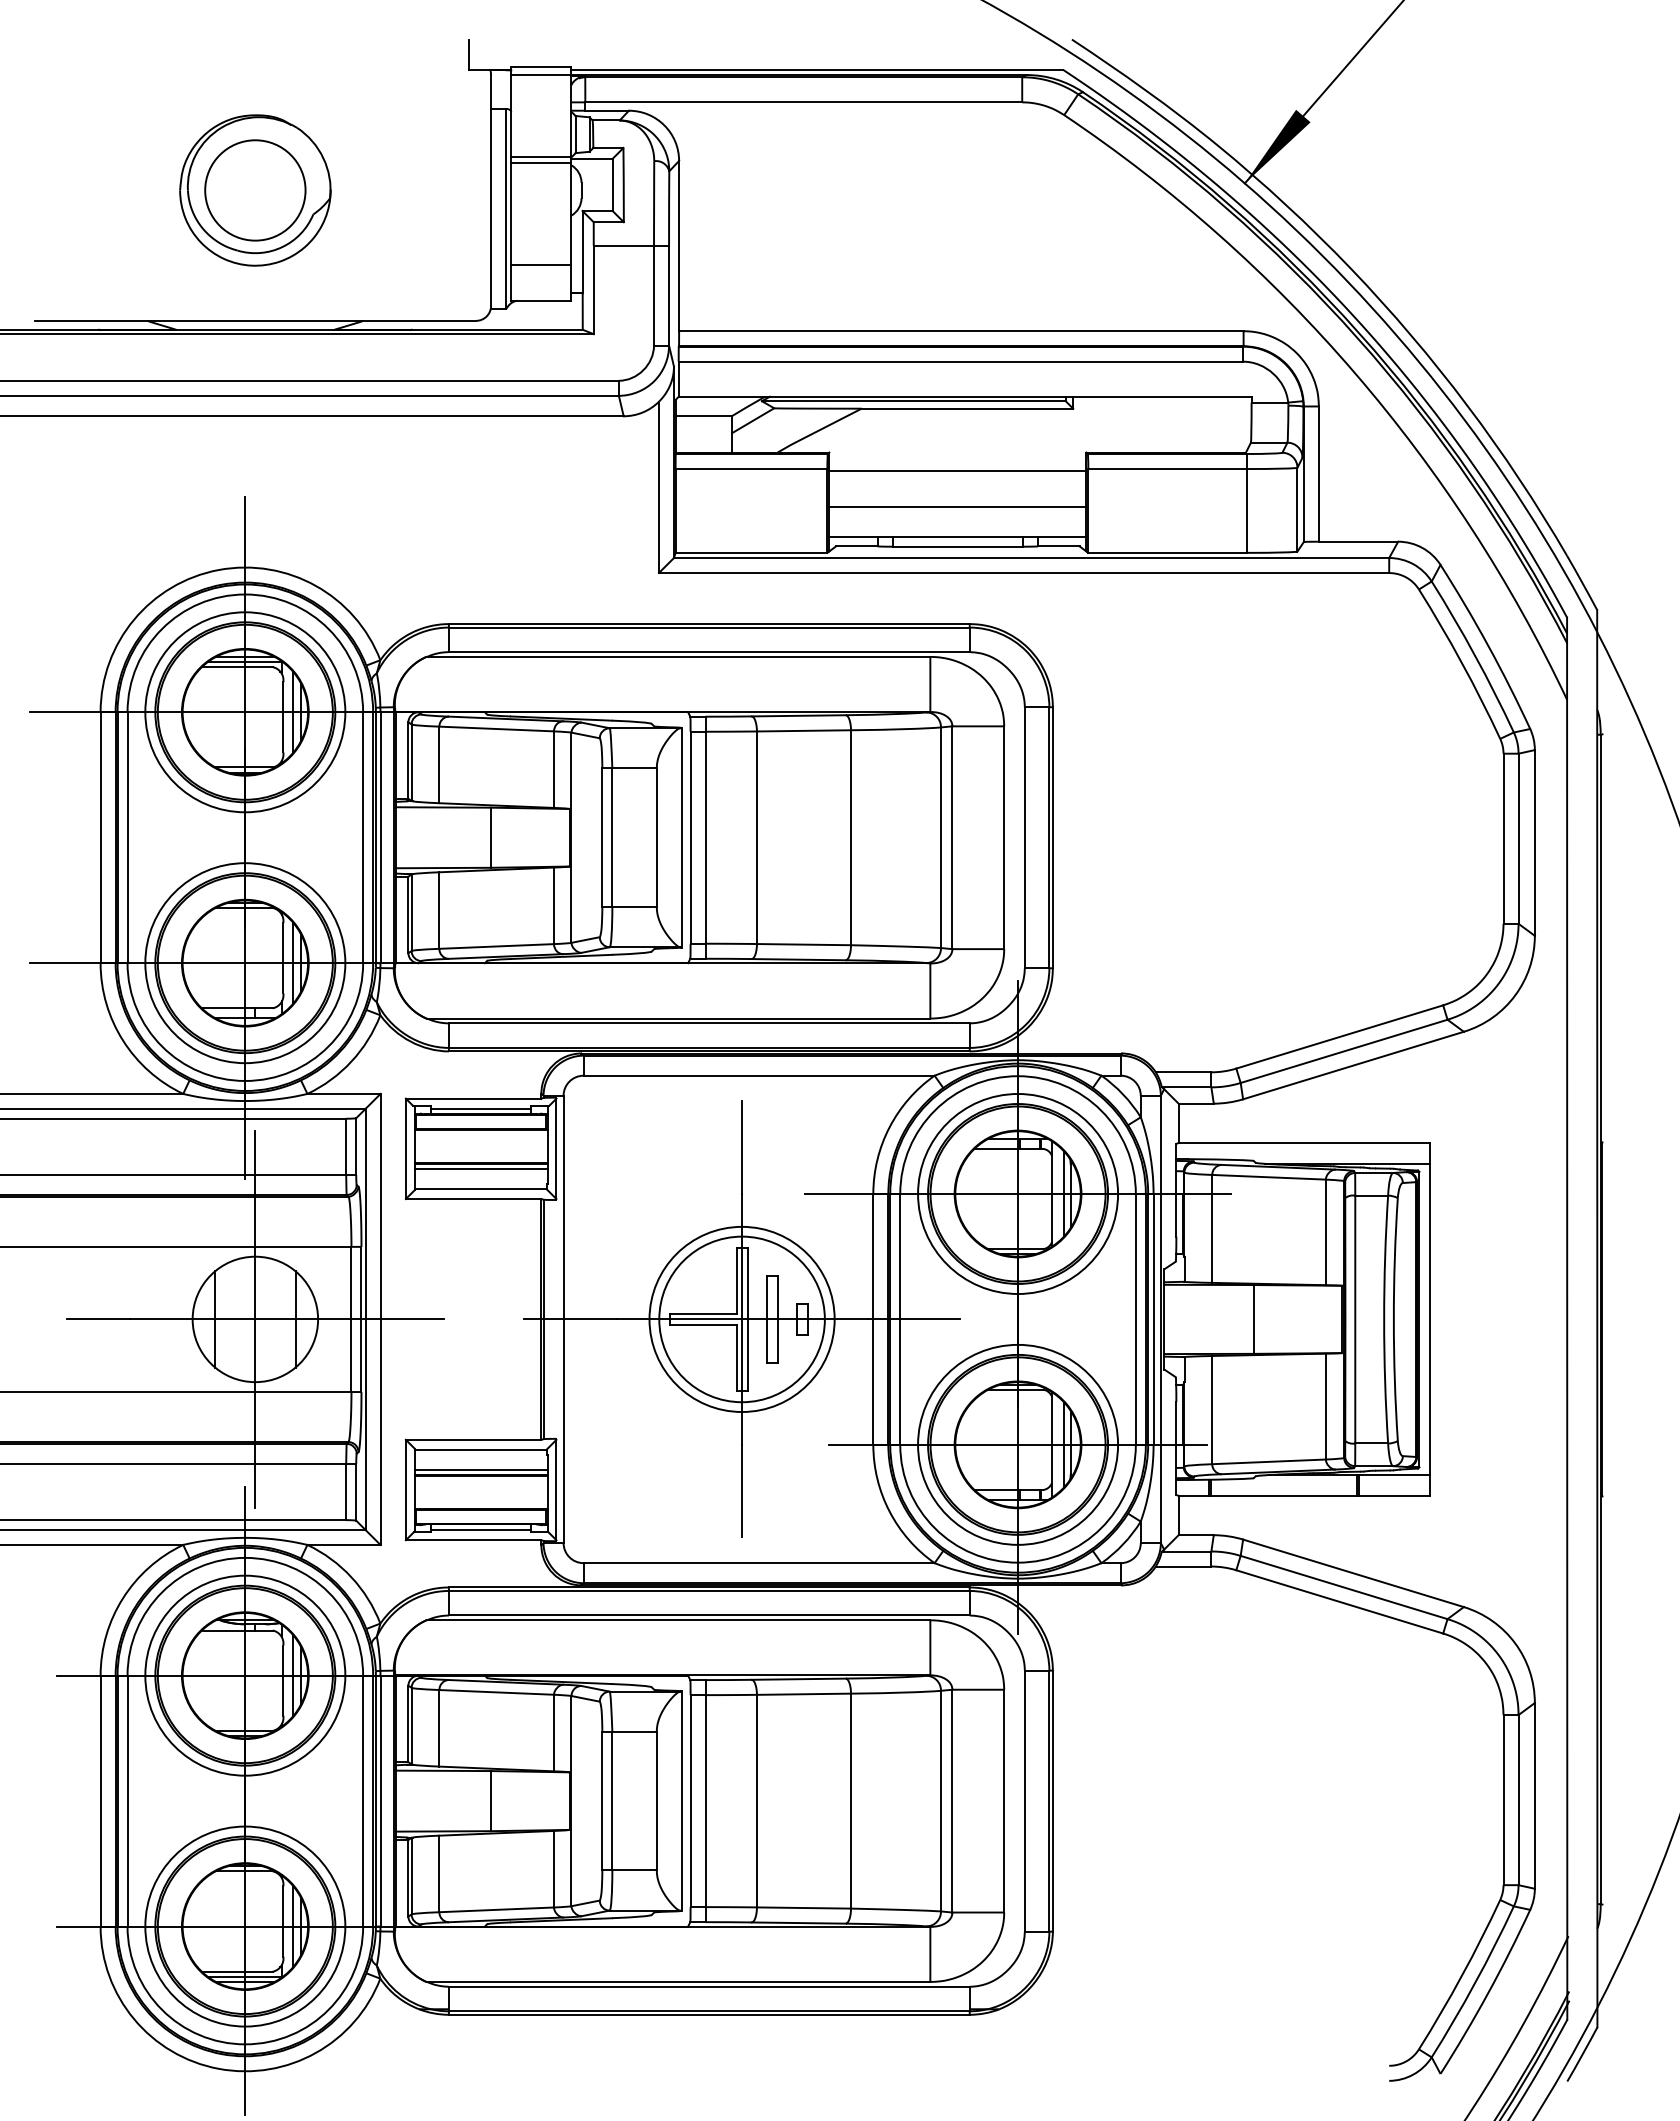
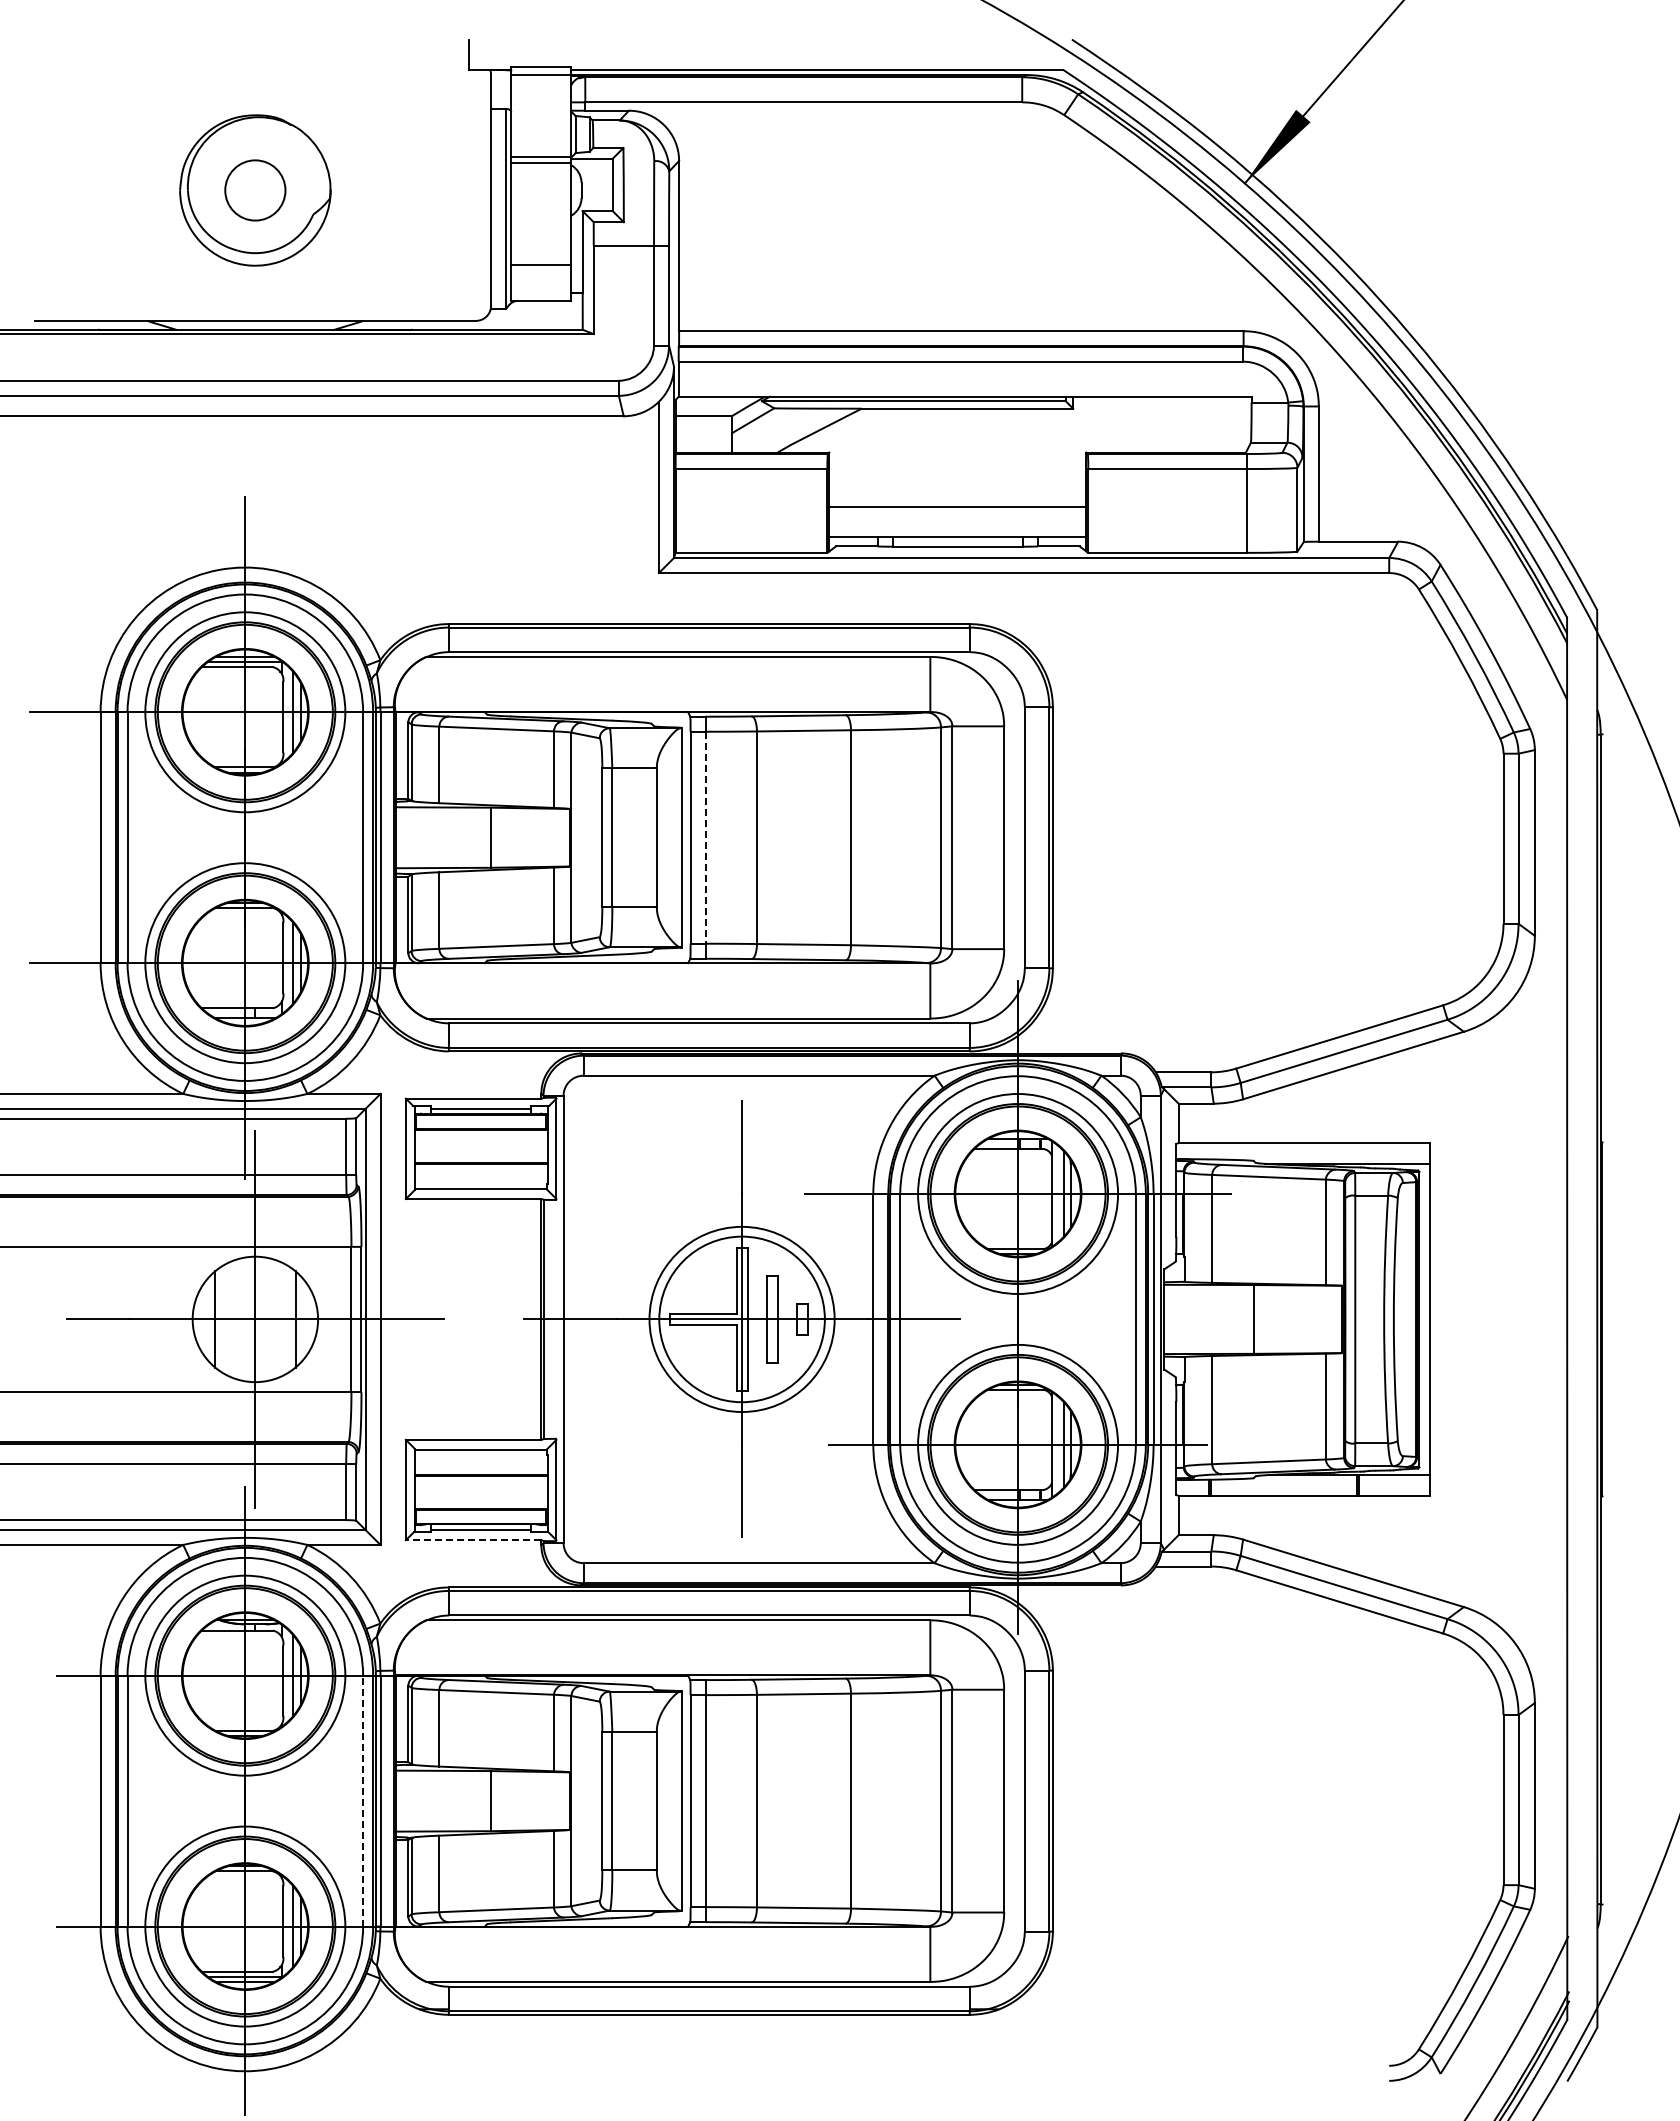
circle diameter: 100 px -> 60 px (255, 190)
line: present -> none (957, 471)
line: solid -> dashed (705, 837)
line: present -> none (480, 1168)
line: present -> none (480, 1469)
line: solid -> dashed (473, 1540)
line: solid -> dashed (363, 1800)
